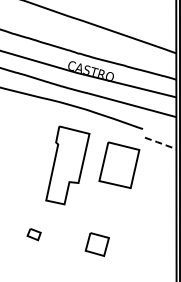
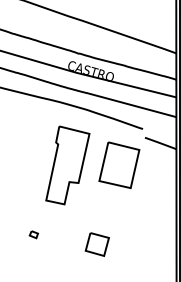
line: dashed -> solid (160, 143)
part size: 16x14 px -> 11x10 px (33, 234)
